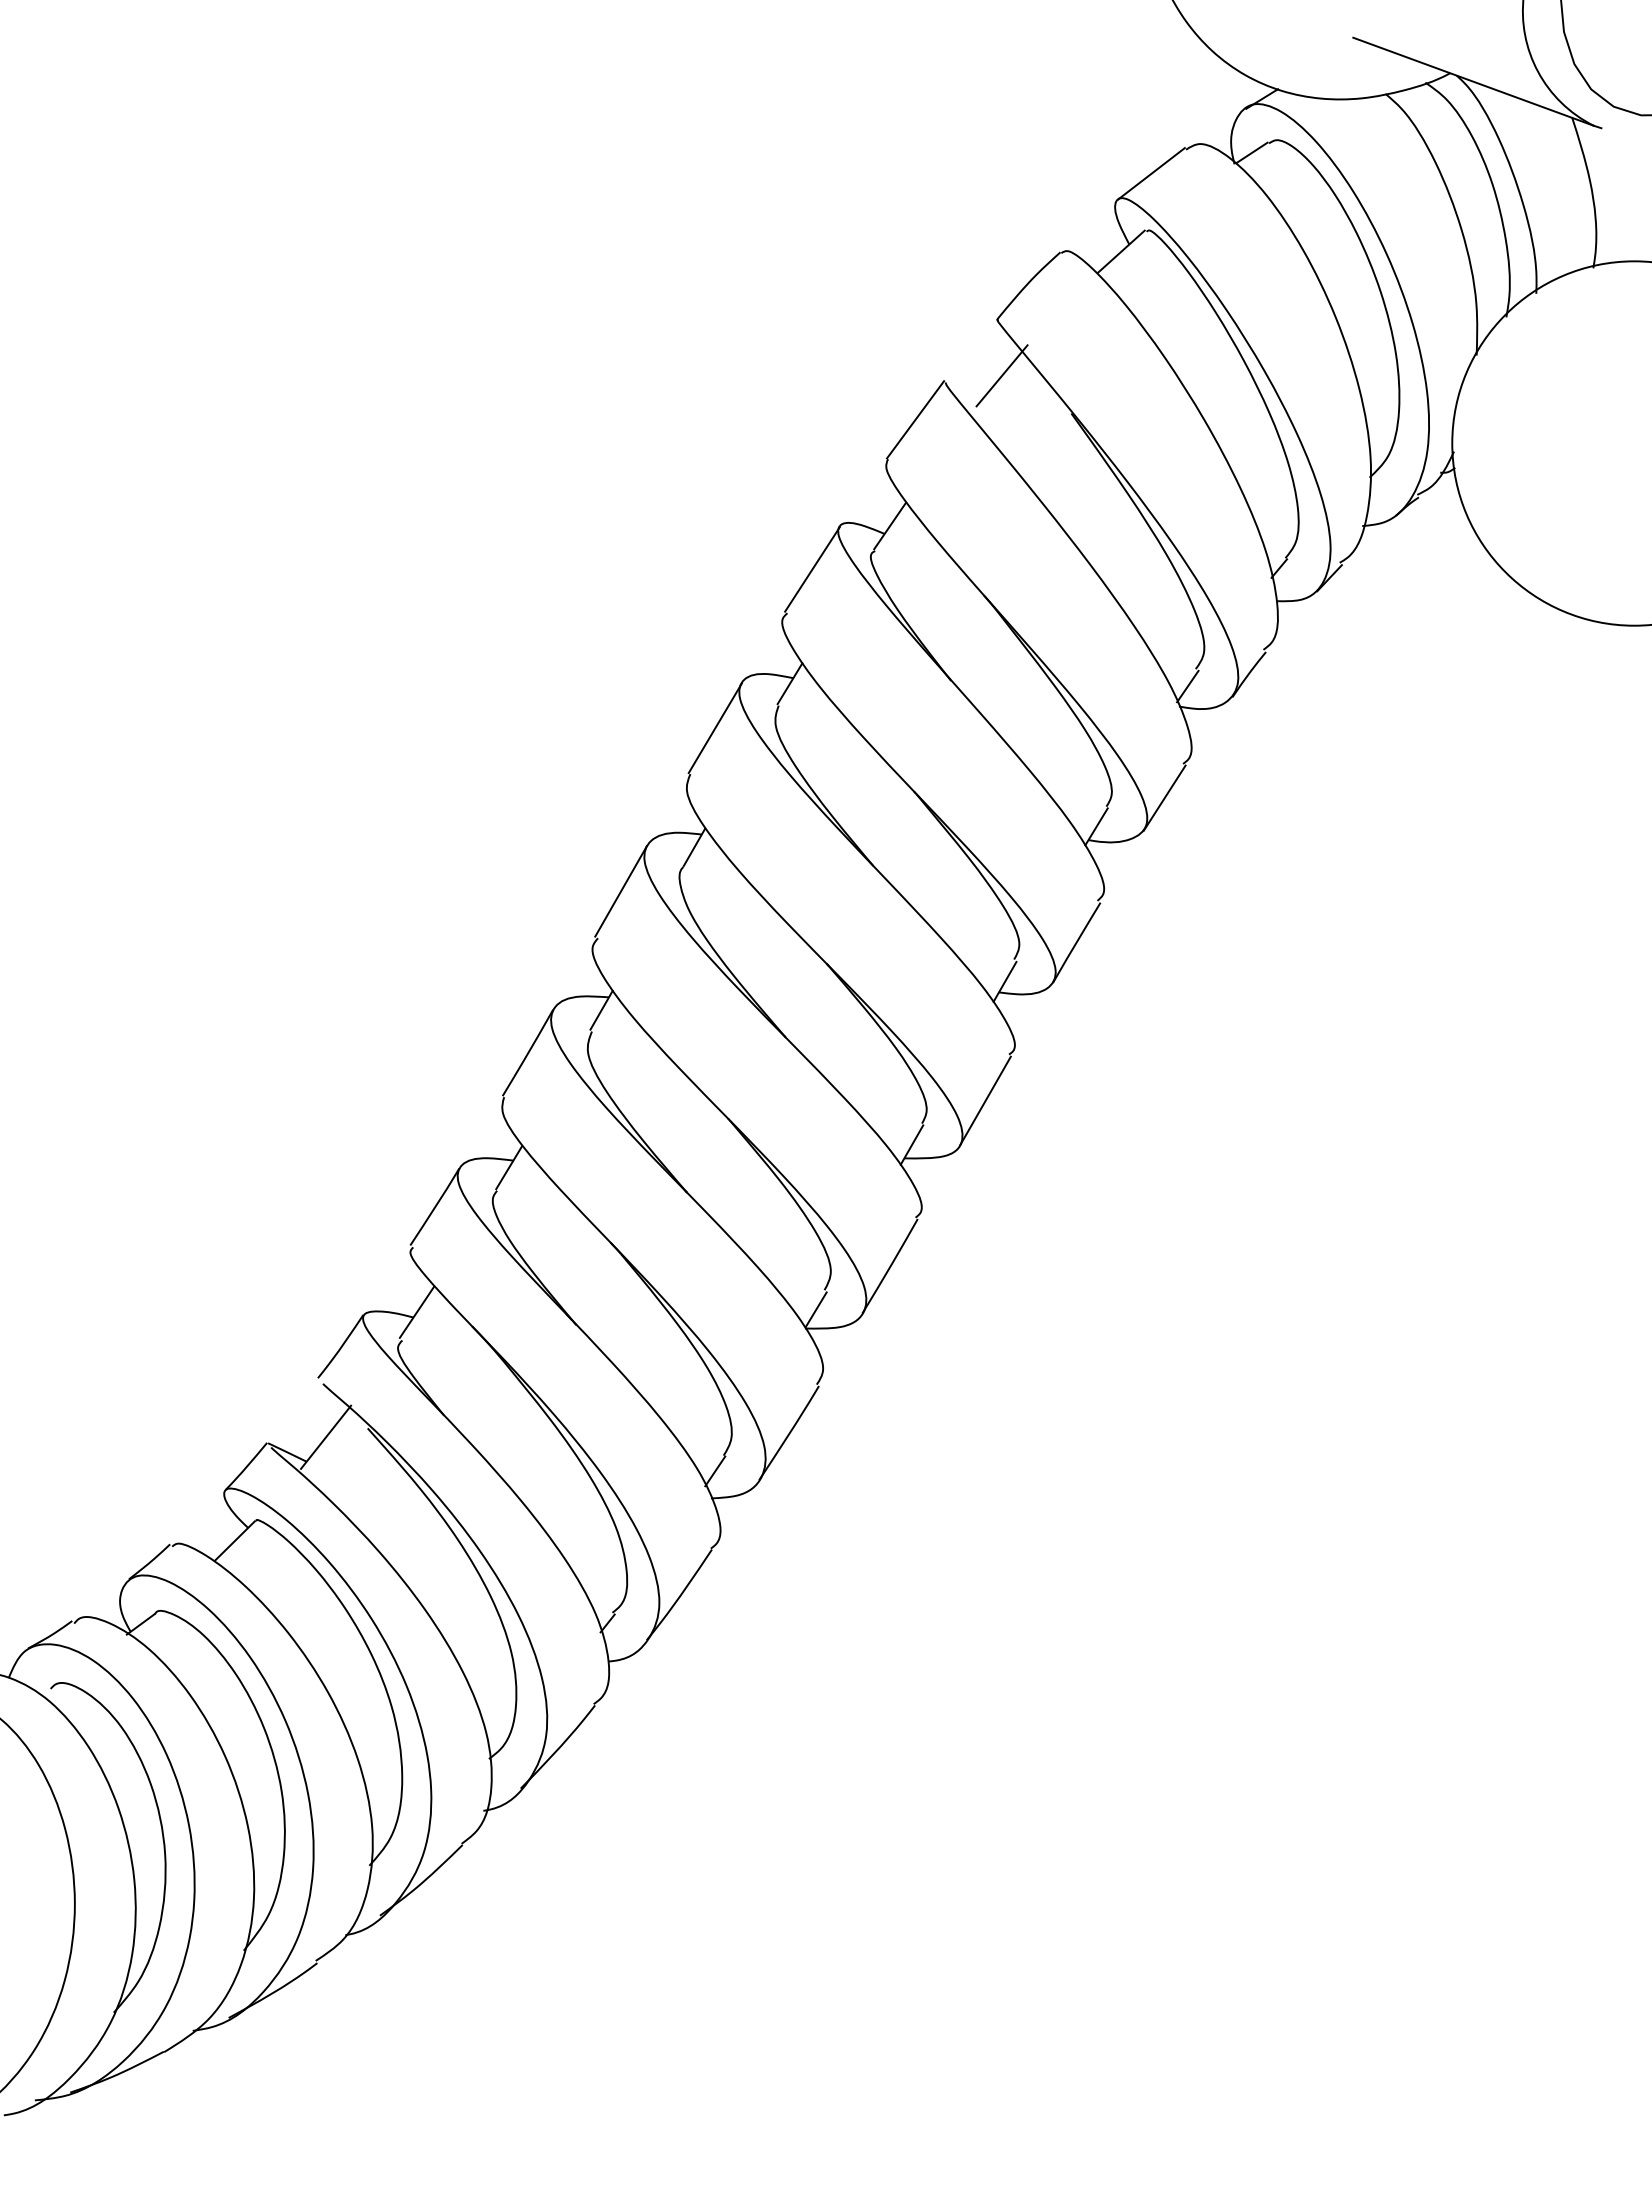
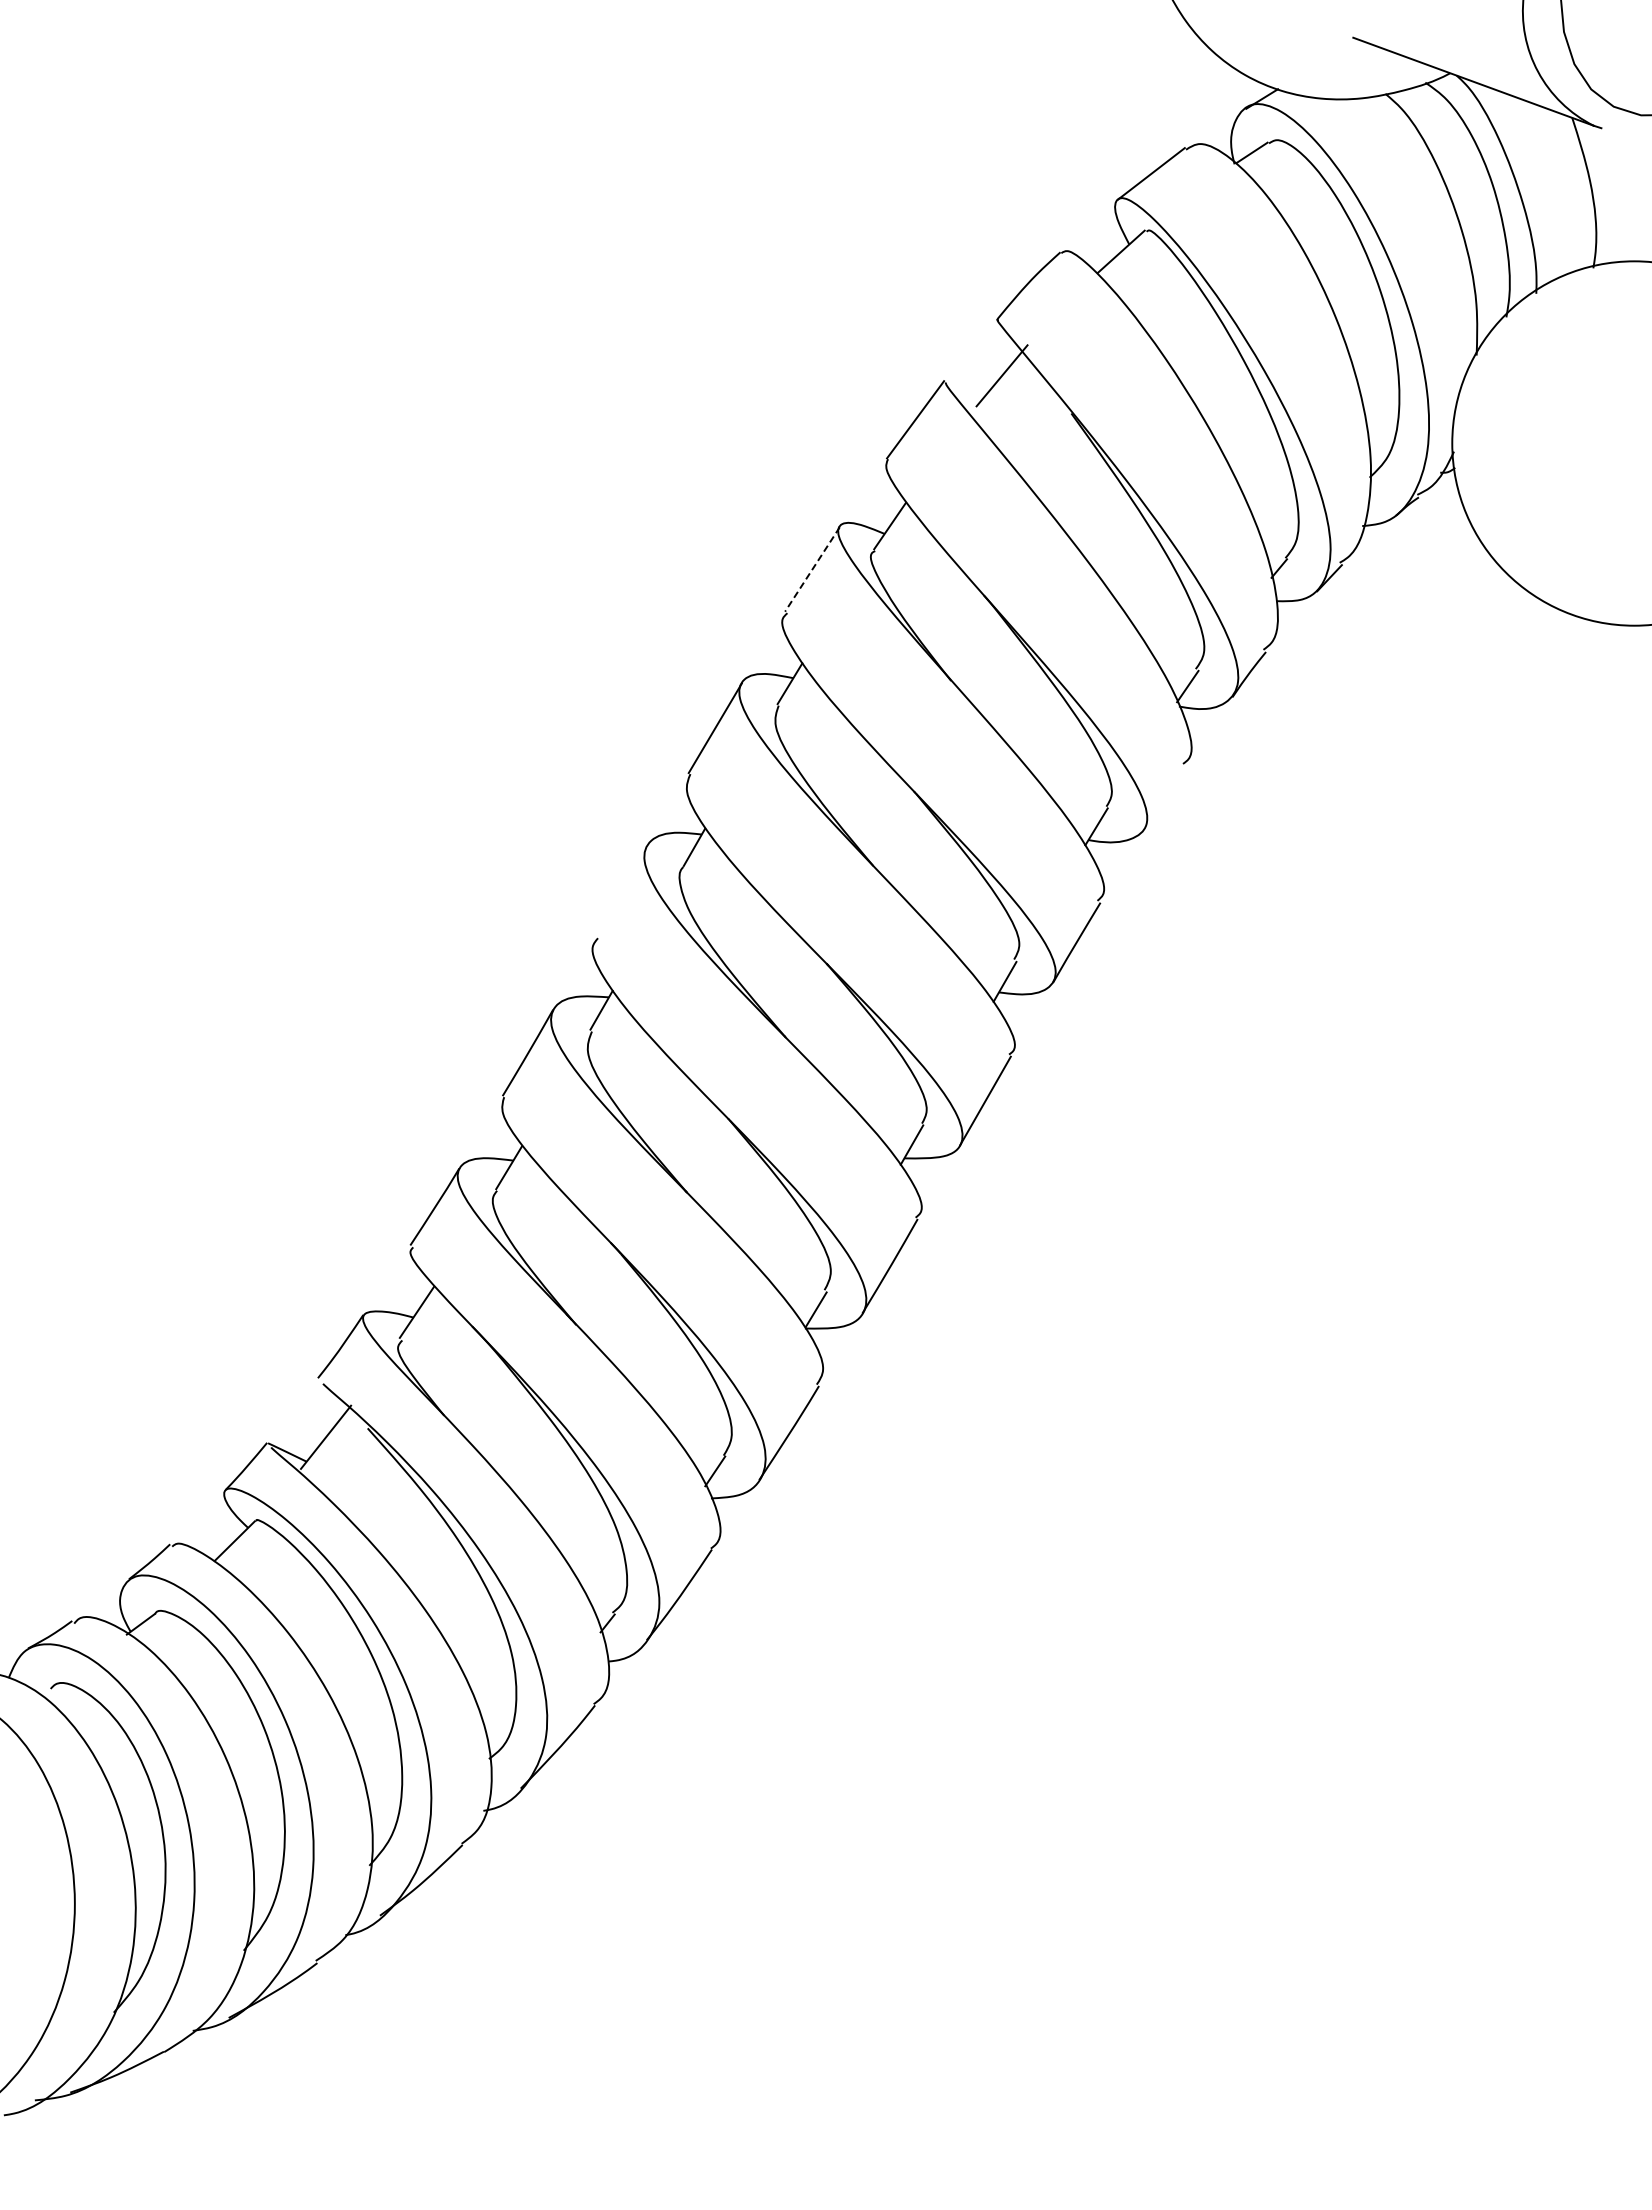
line: solid -> dashed (812, 569)
line: present -> none (1164, 797)
line: present -> none (620, 891)
